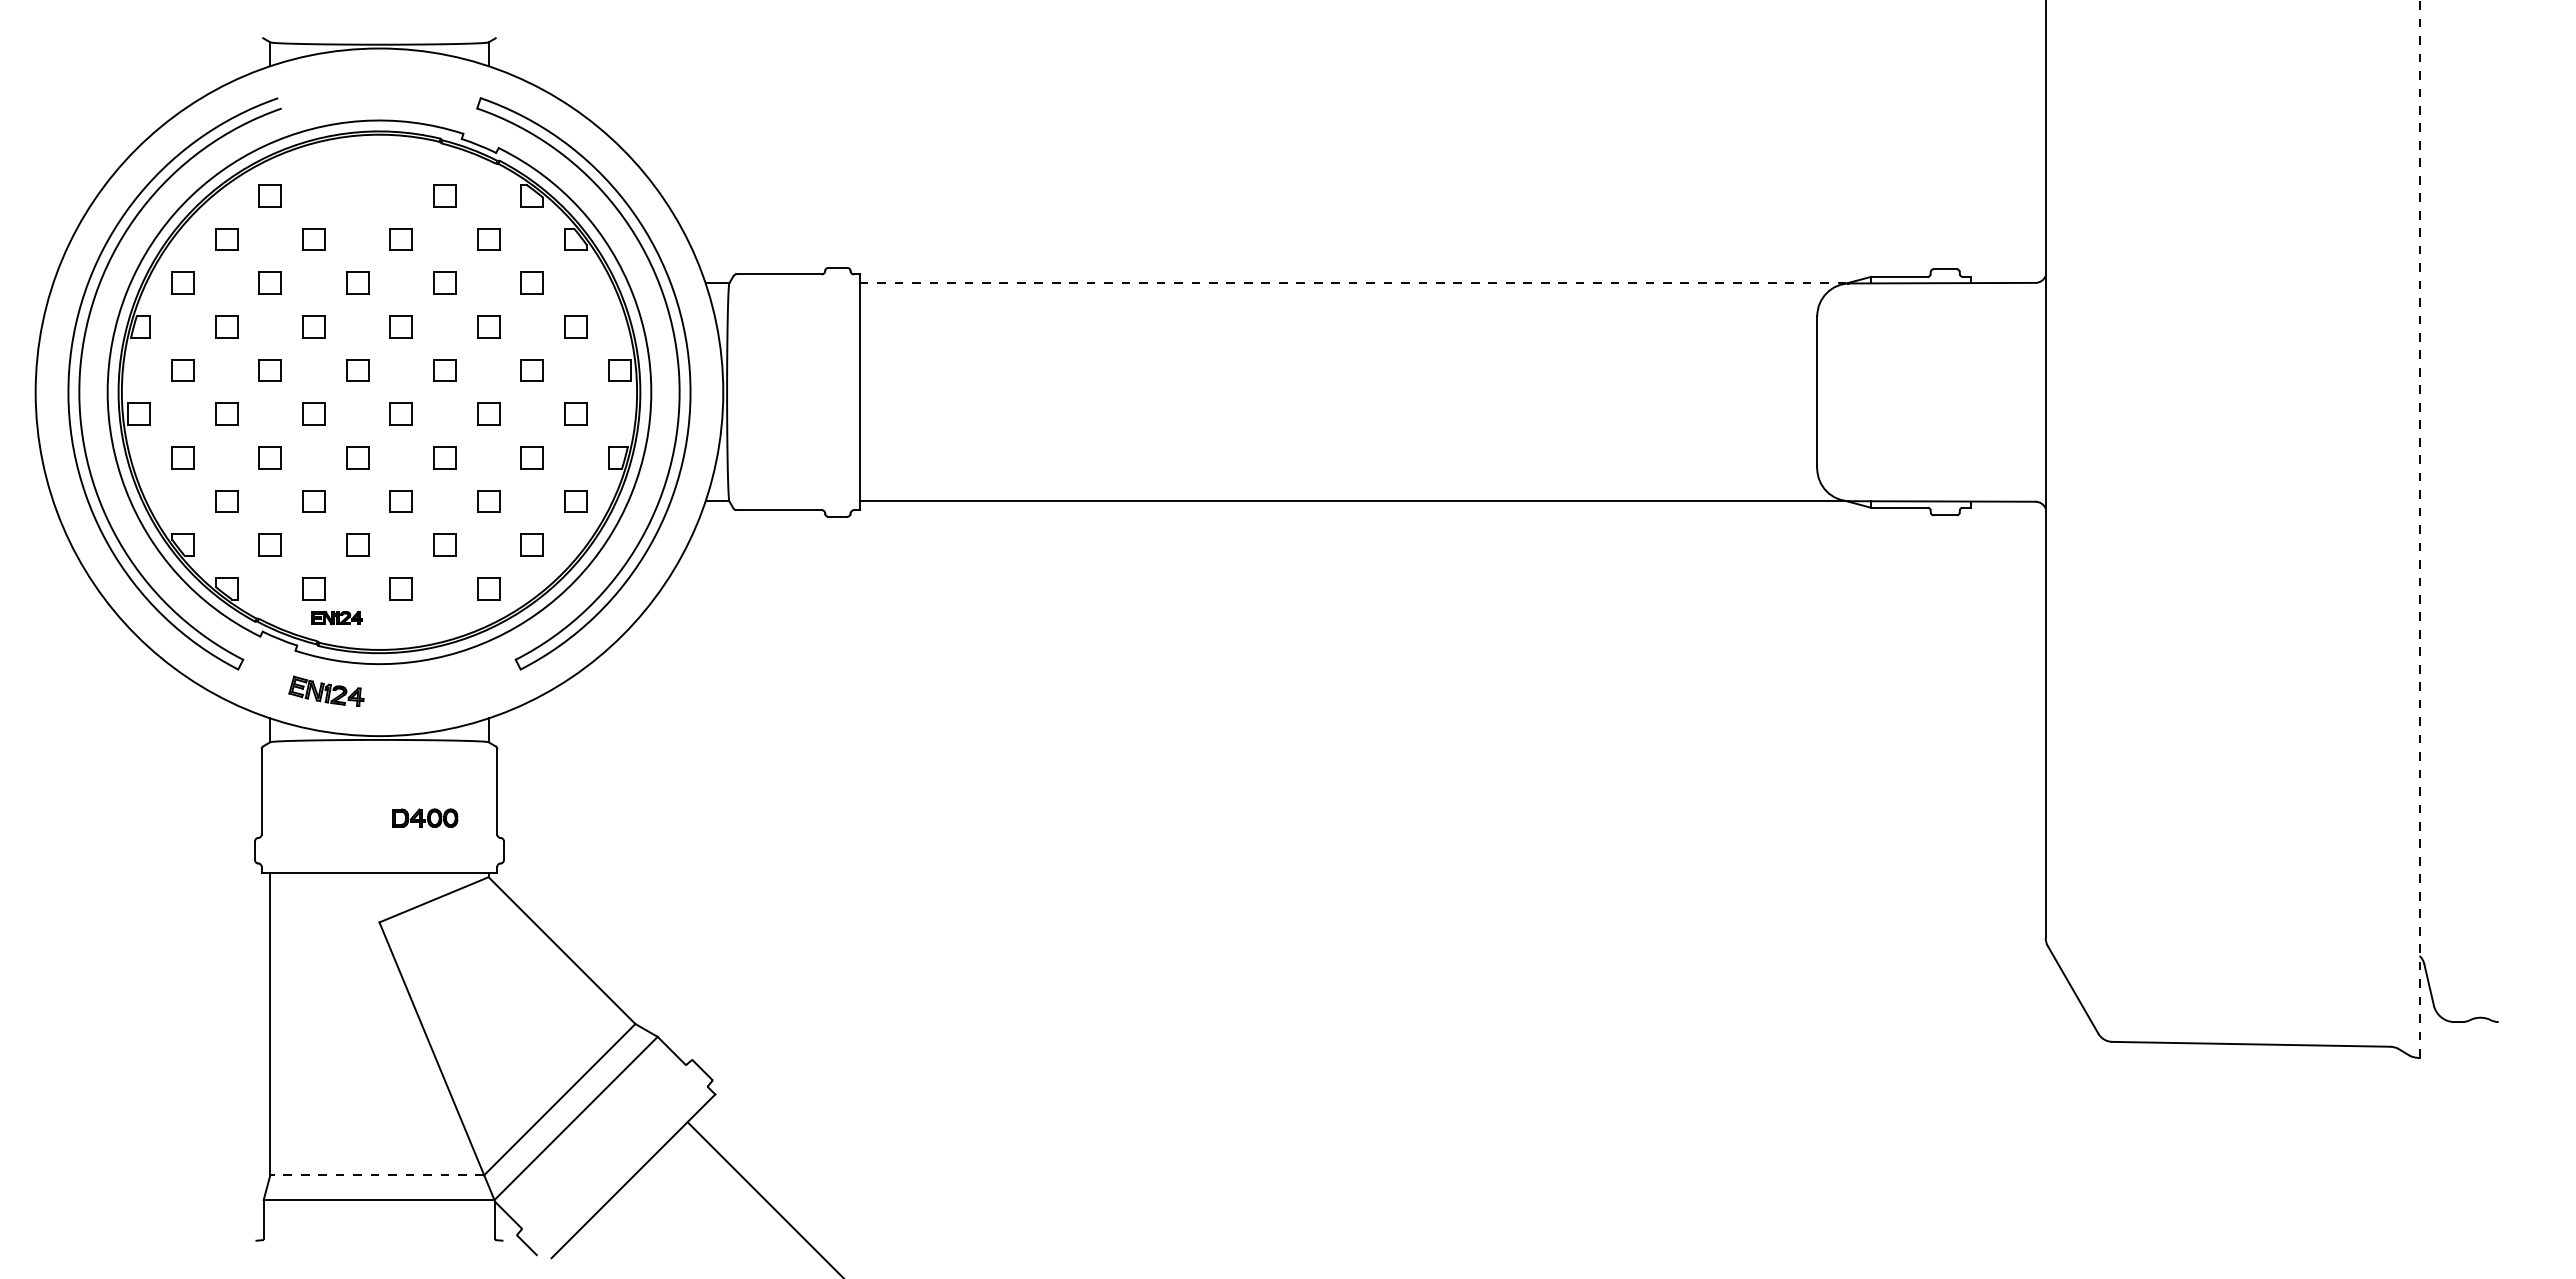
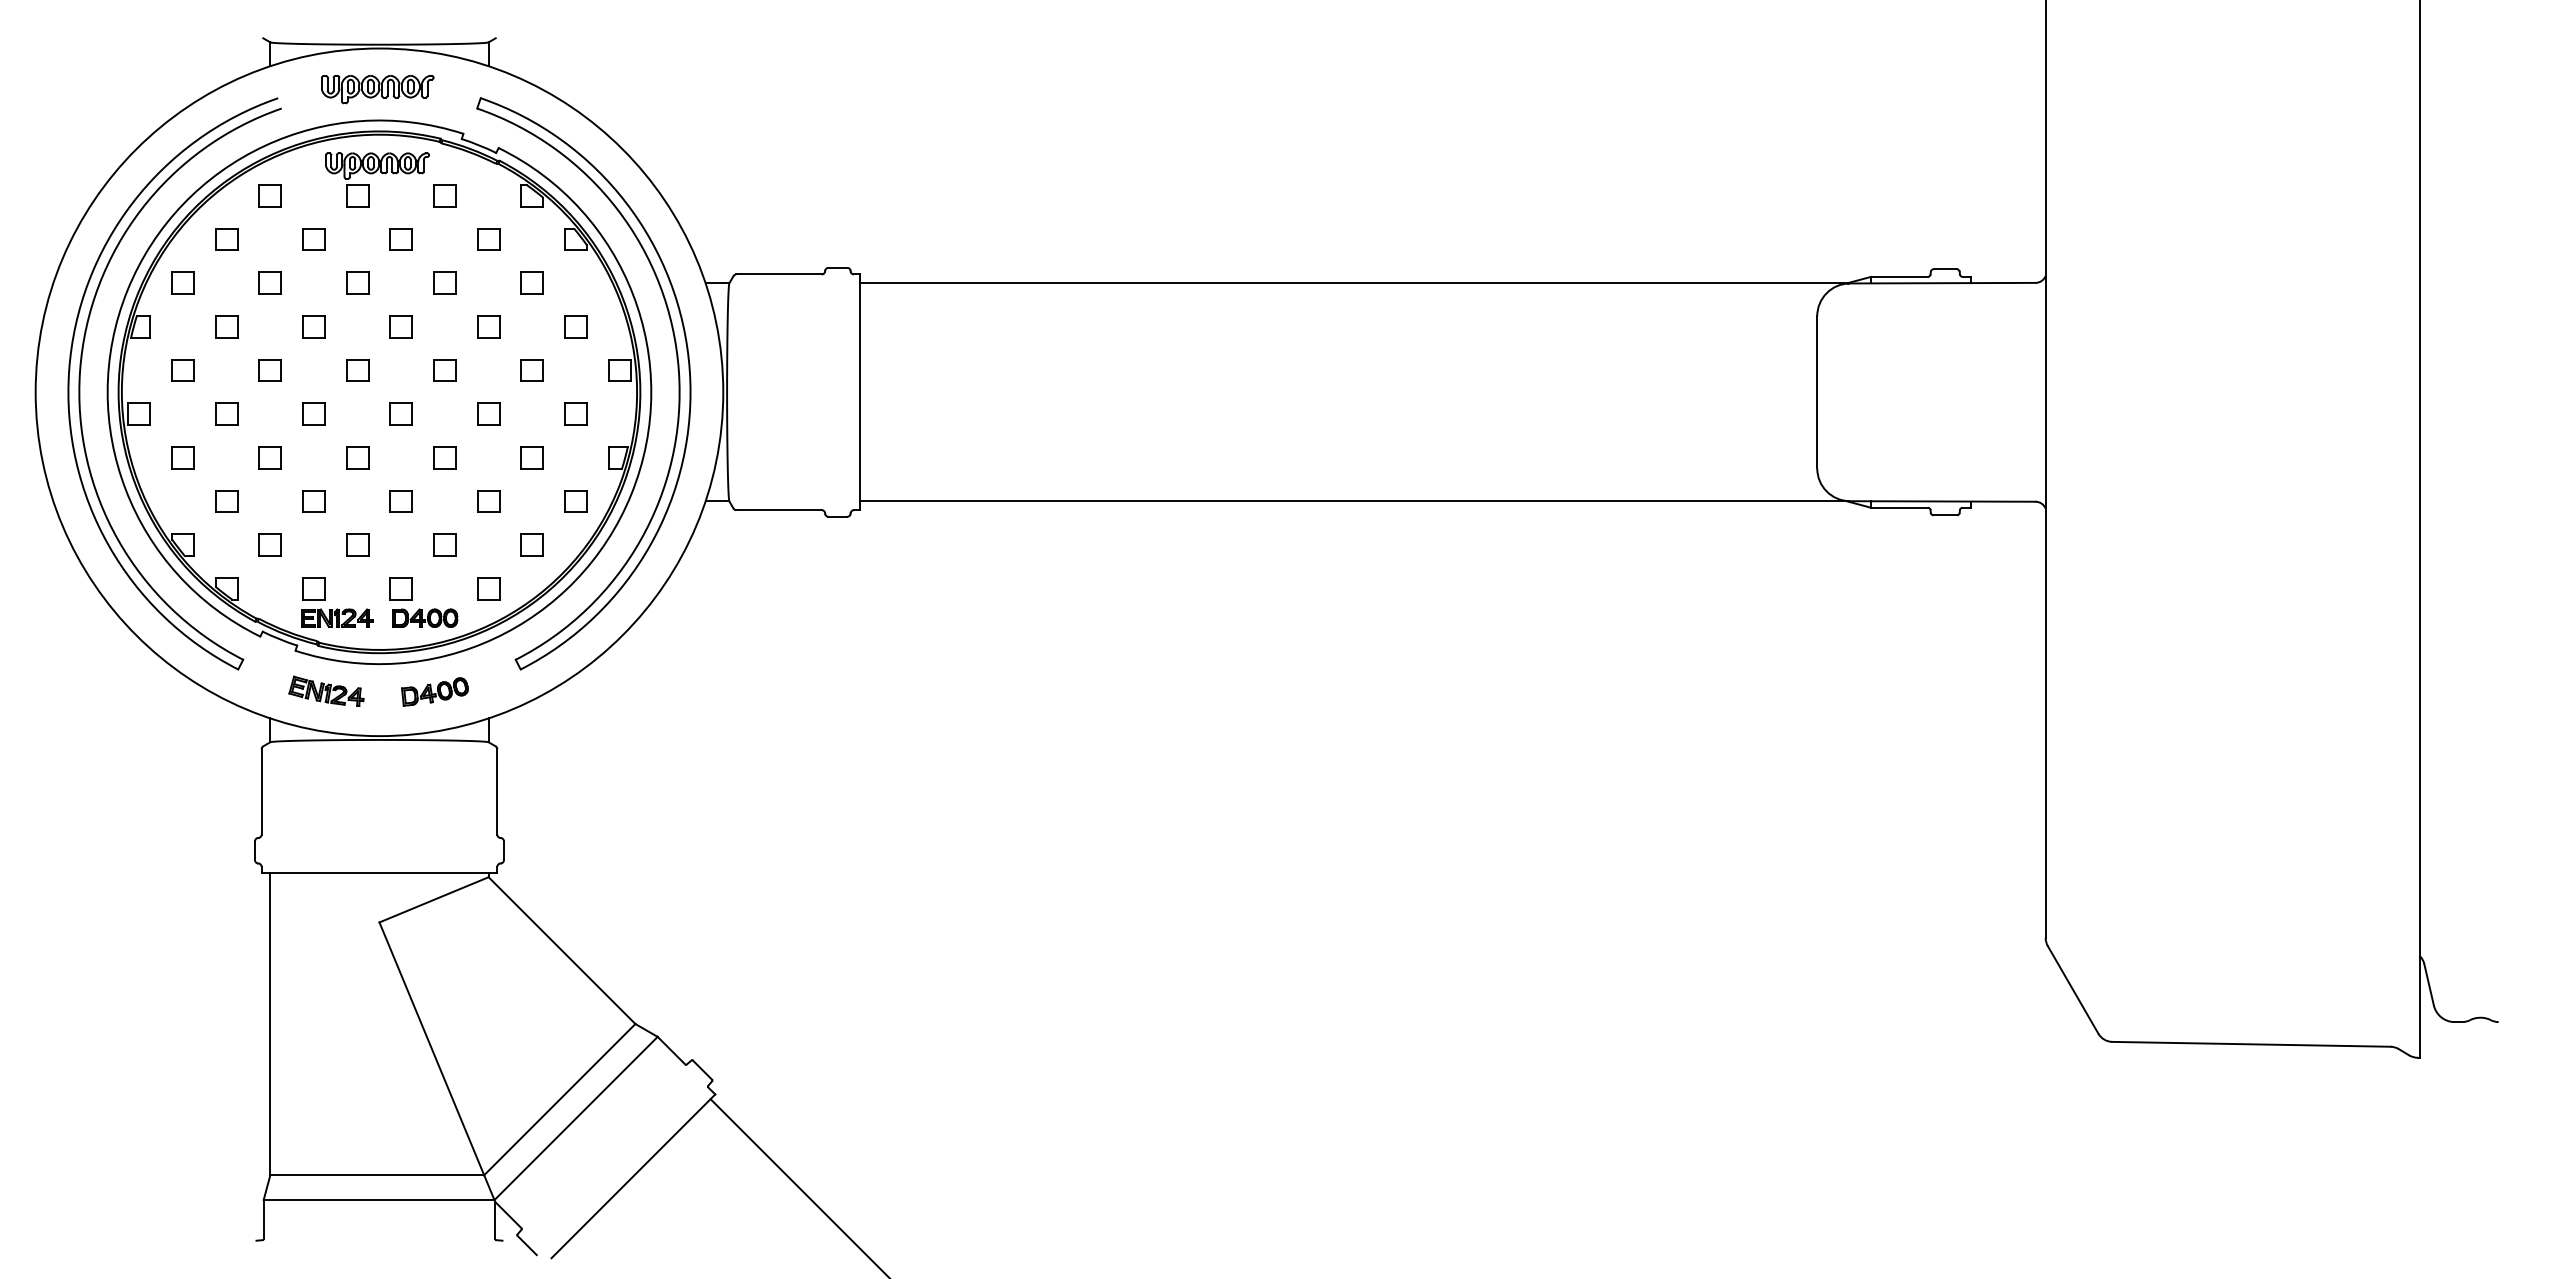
part: none -> present (377, 89)
part: none -> present (374, 173)
line: dashed -> solid (1353, 283)
line: dashed -> solid (2419, 528)
part size: 52x15 px -> 73x20 px (337, 617)
part: none -> present (434, 691)
part position: (425, 817) -> (425, 617) (425, 617)
line: dashed -> solid (377, 1175)
line position: (764, 1198) -> (798, 1187) (798, 1187)
